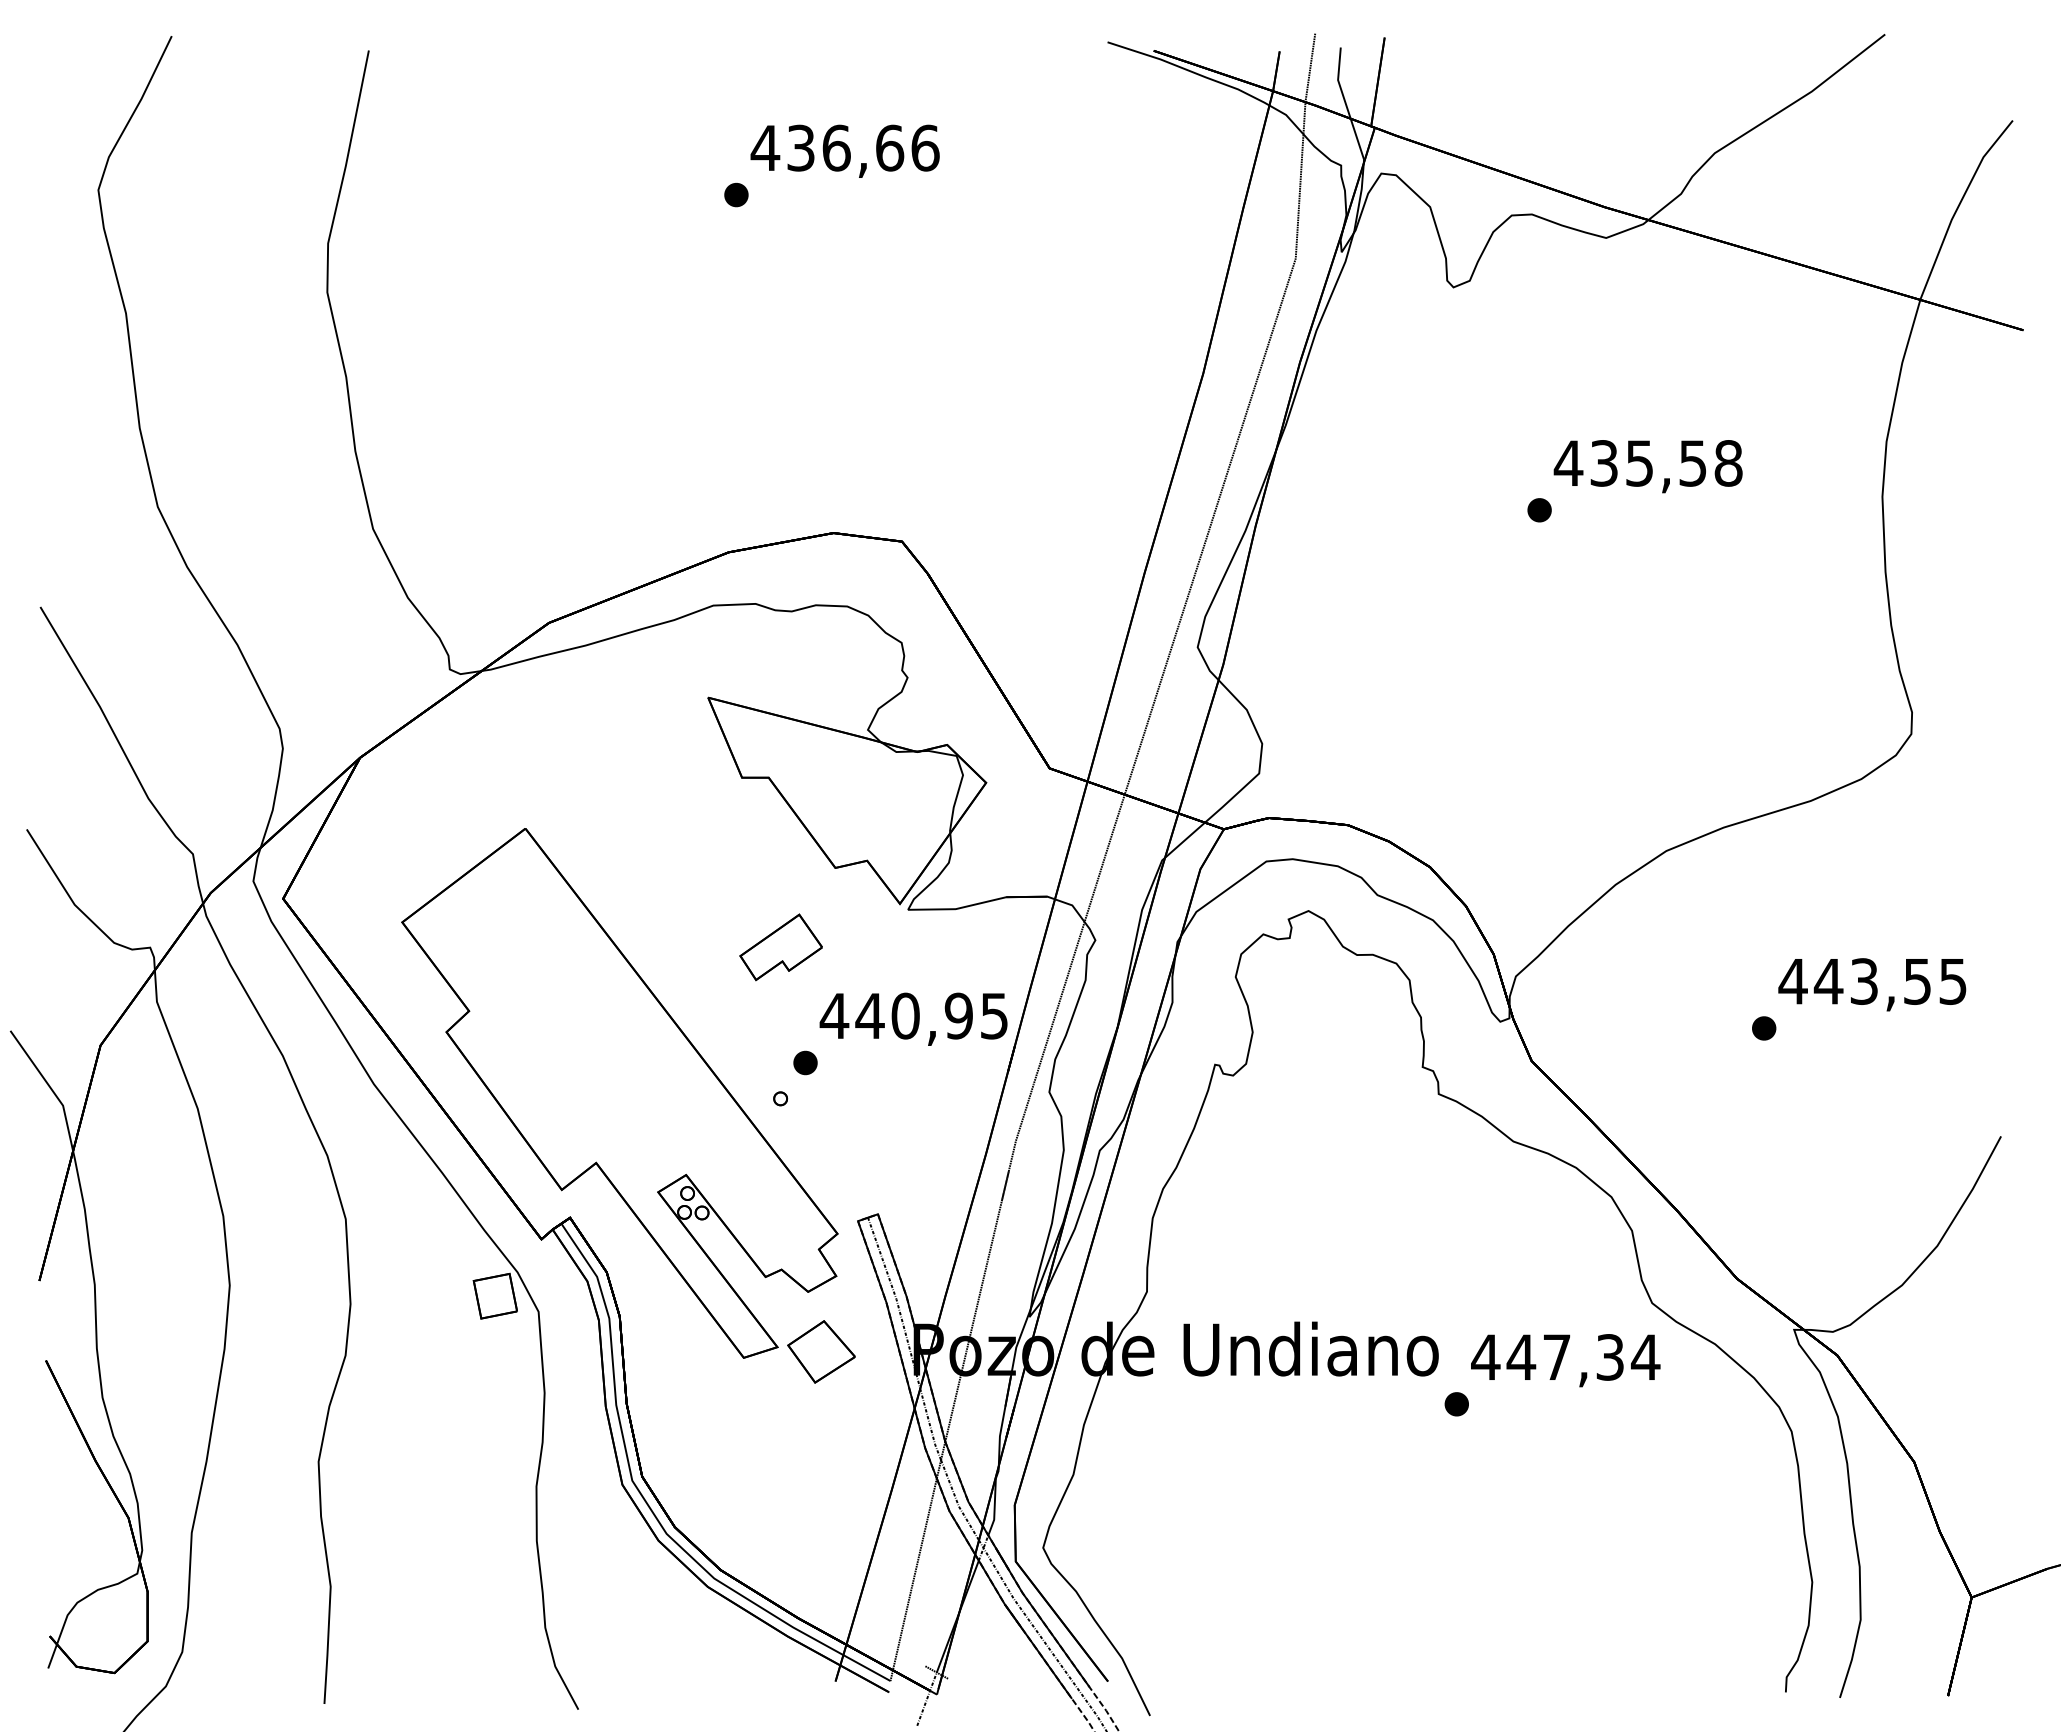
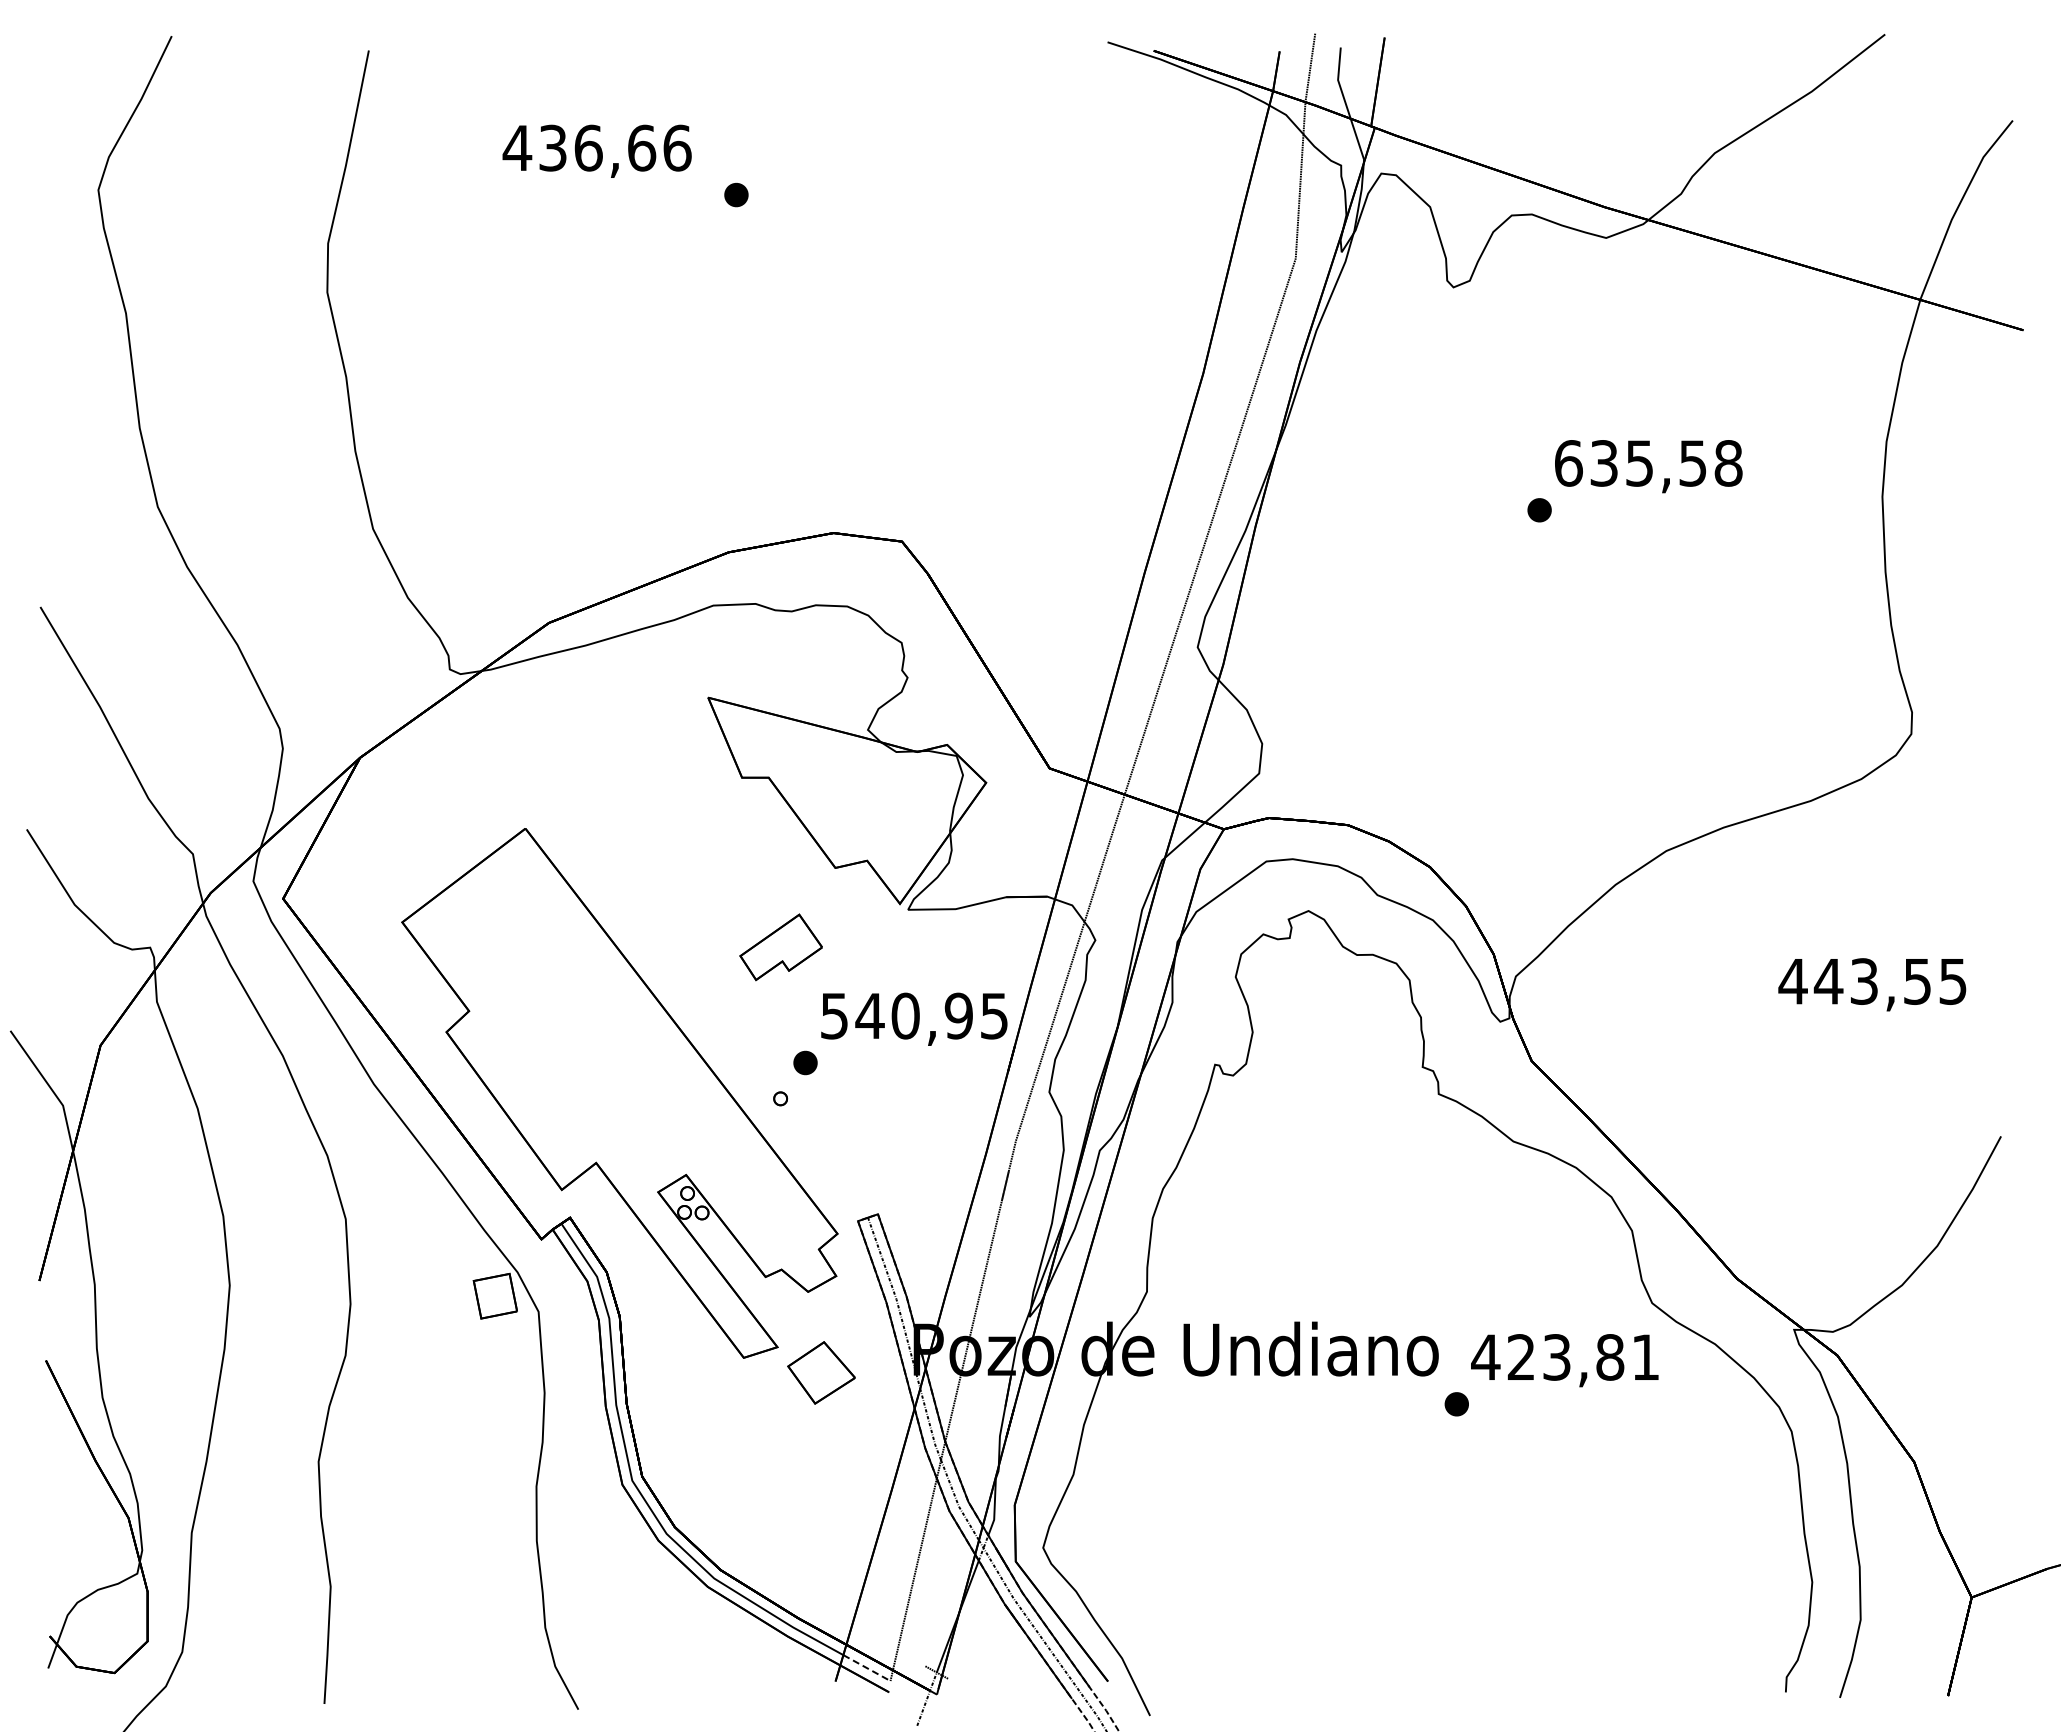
text position: (844, 150) -> (596, 150) (596, 150)
text: 435,58 -> 635,58 (1568, 463)
text: 440,95 -> 540,95 (834, 1016)
part: present -> none (1764, 1028)
part position: (821, 1351) -> (821, 1372) (821, 1372)
text: 447,34 -> 423,81 (1583, 1357)
line: solid -> dashed (866, 1668)
